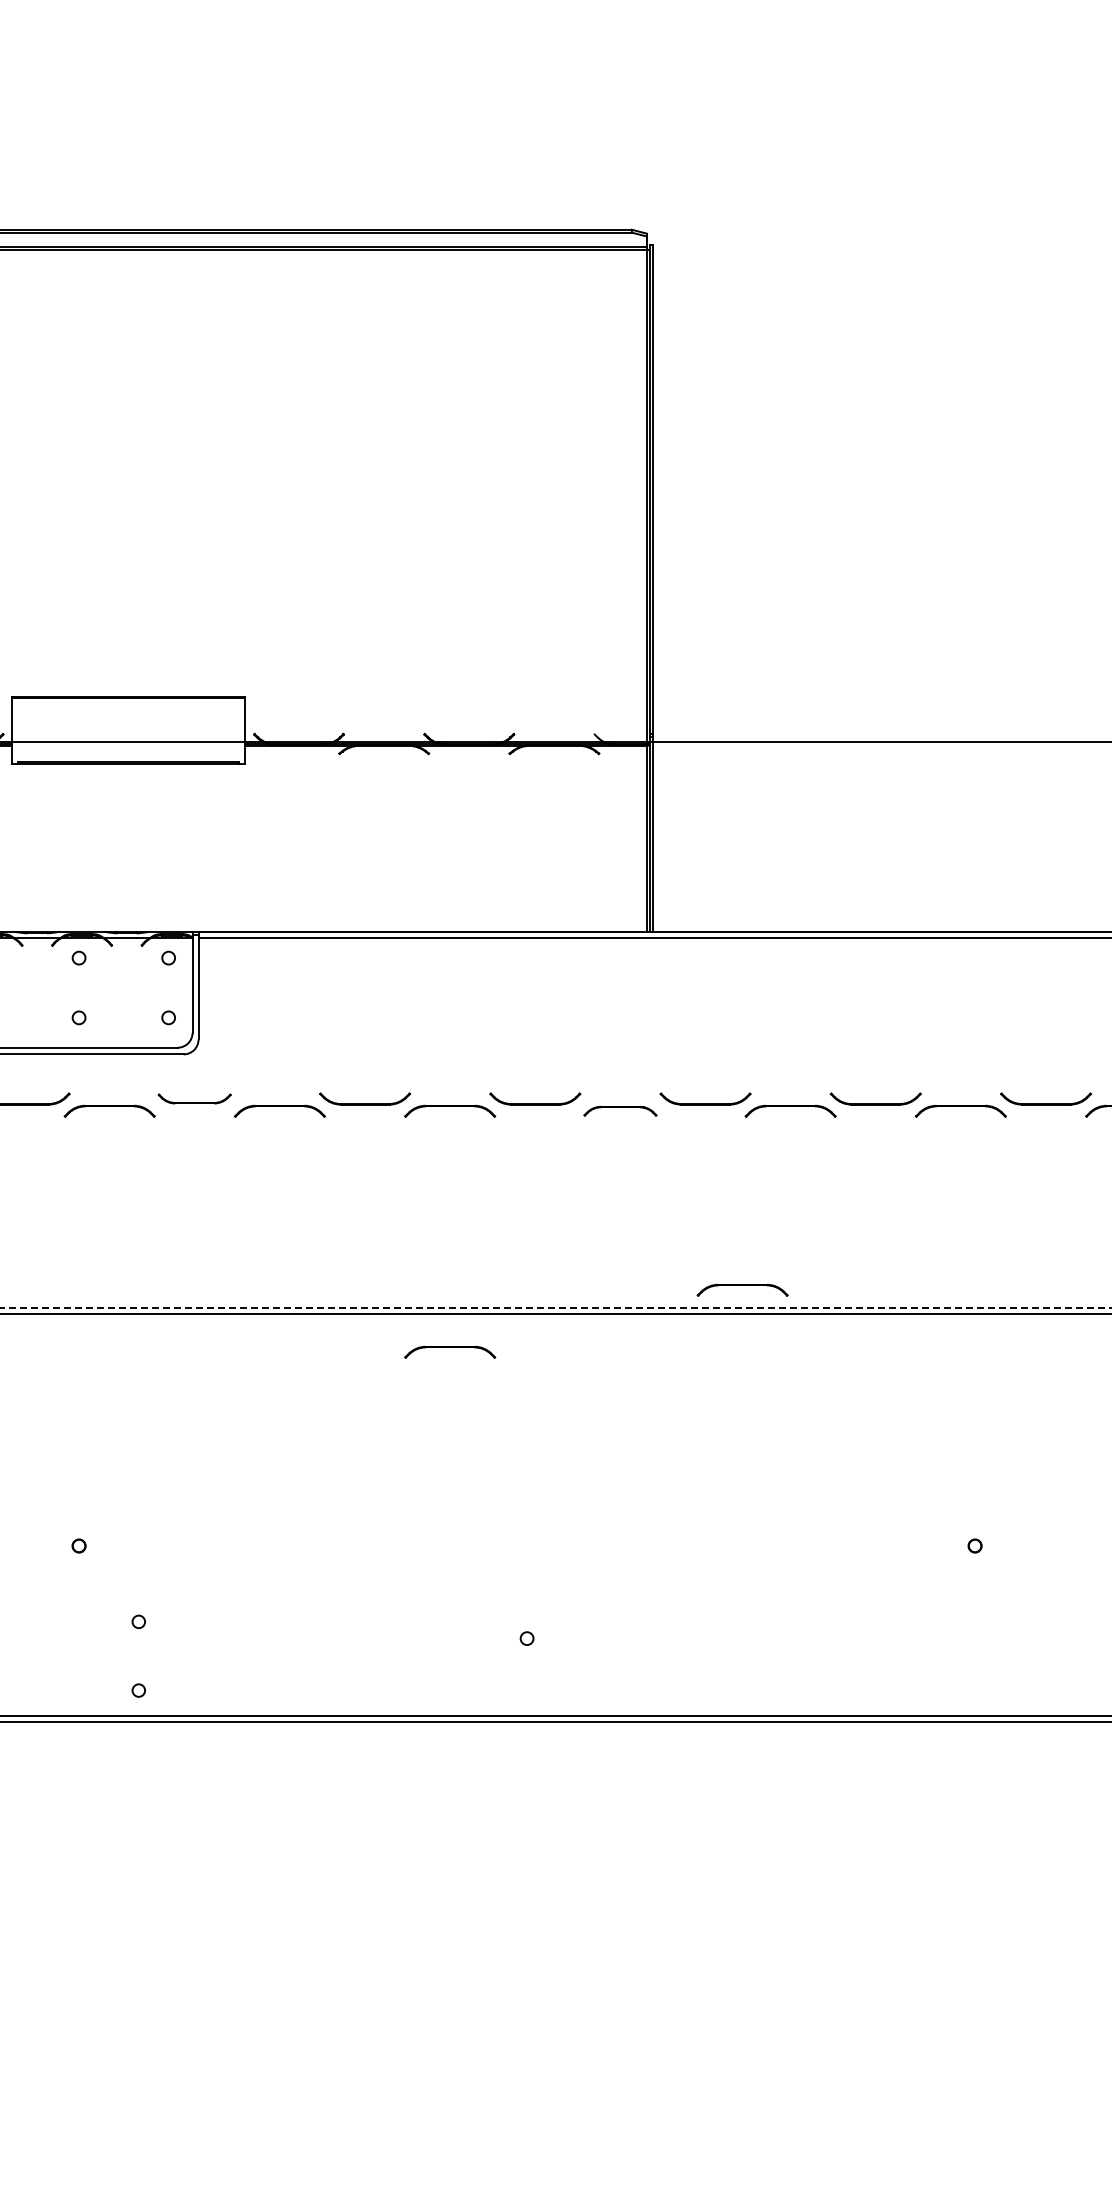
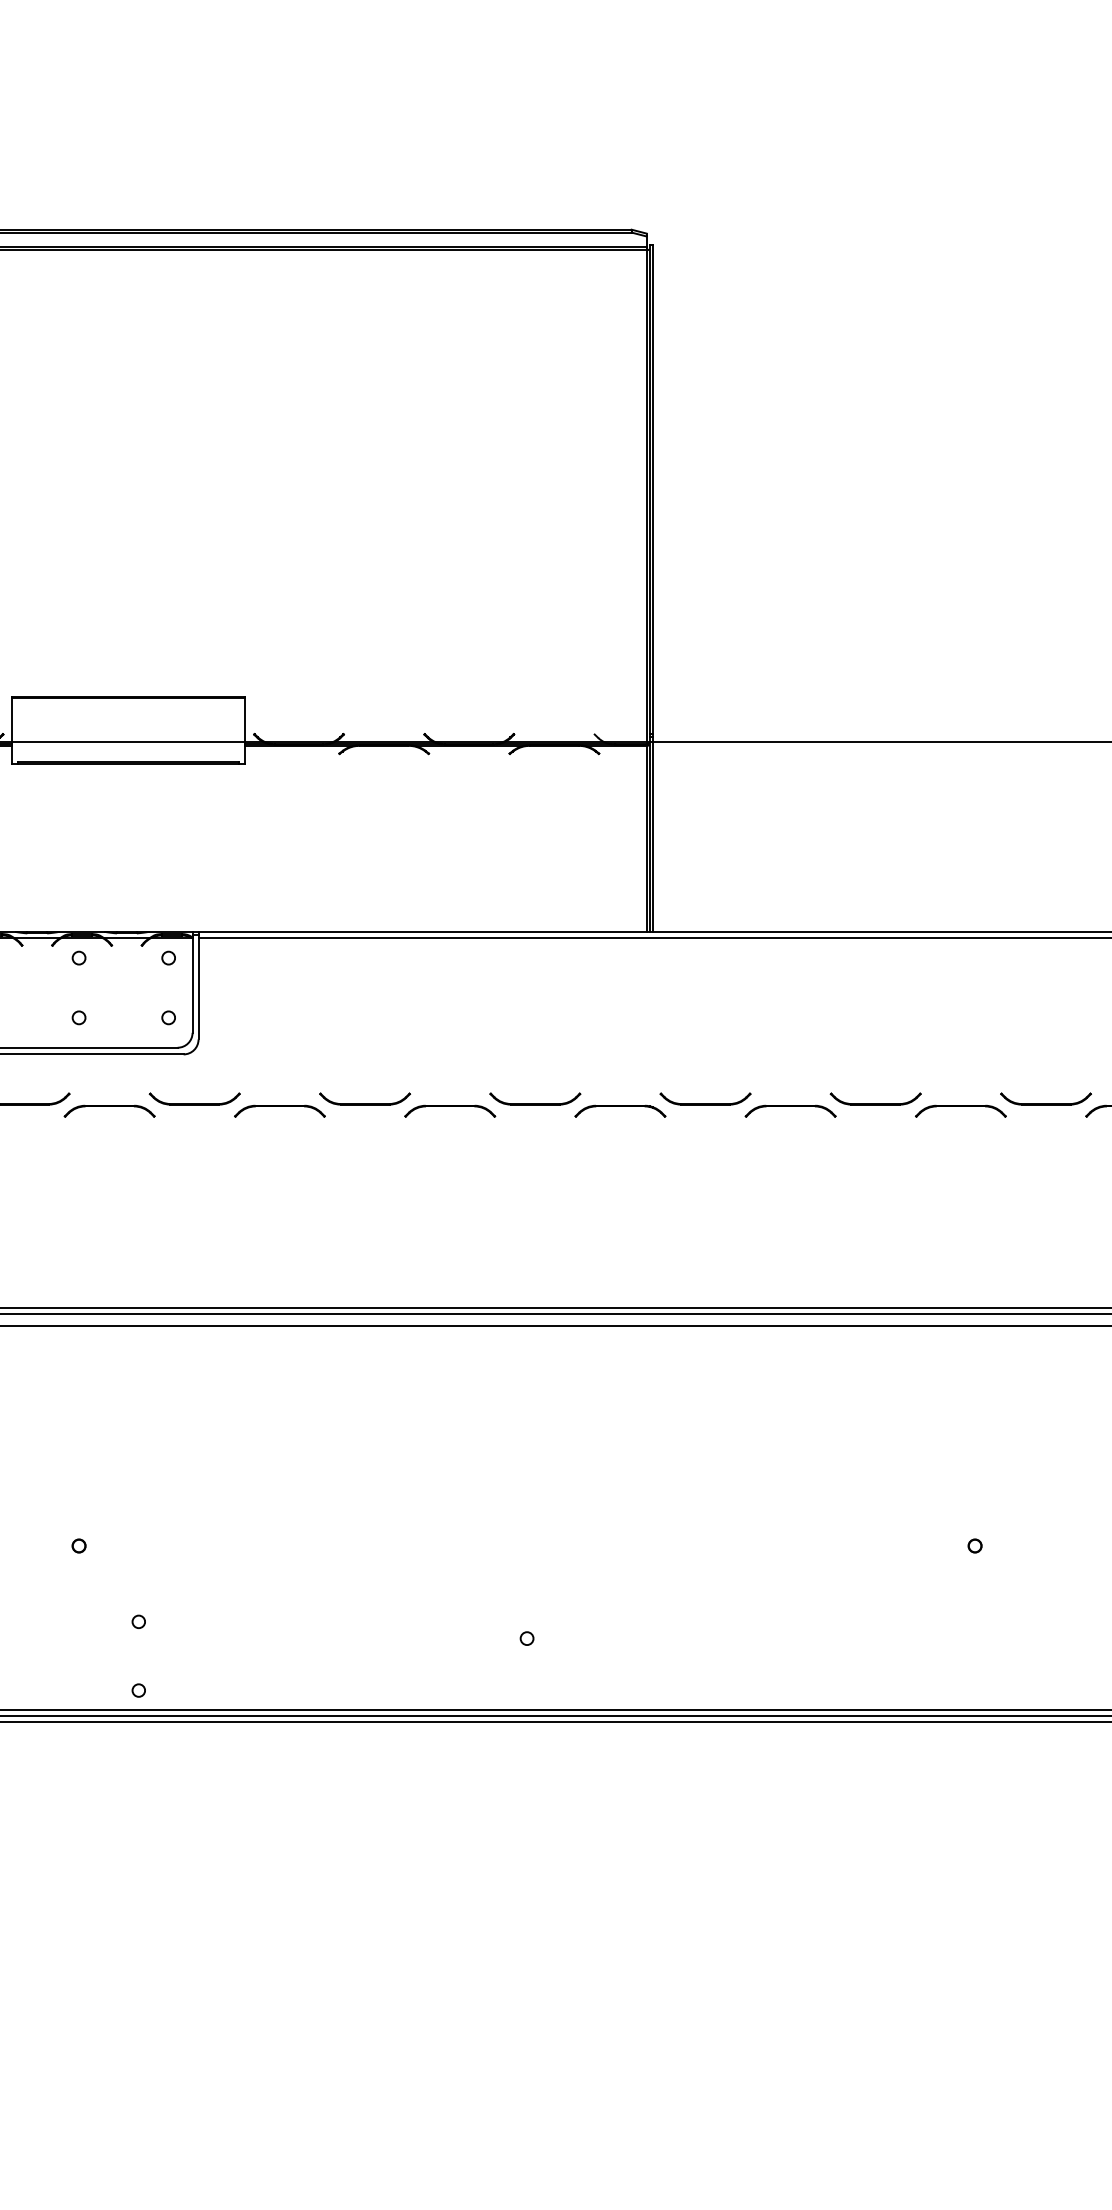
part size: 75x12 px -> 93x14 px (194, 1098)
part size: 75x11 px -> 93x14 px (620, 1110)
part: present -> none (742, 1289)
line: dashed -> solid (556, 1308)
line: none -> present (555, 1326)
part: present -> none (450, 1351)
line: none -> present (555, 1710)
